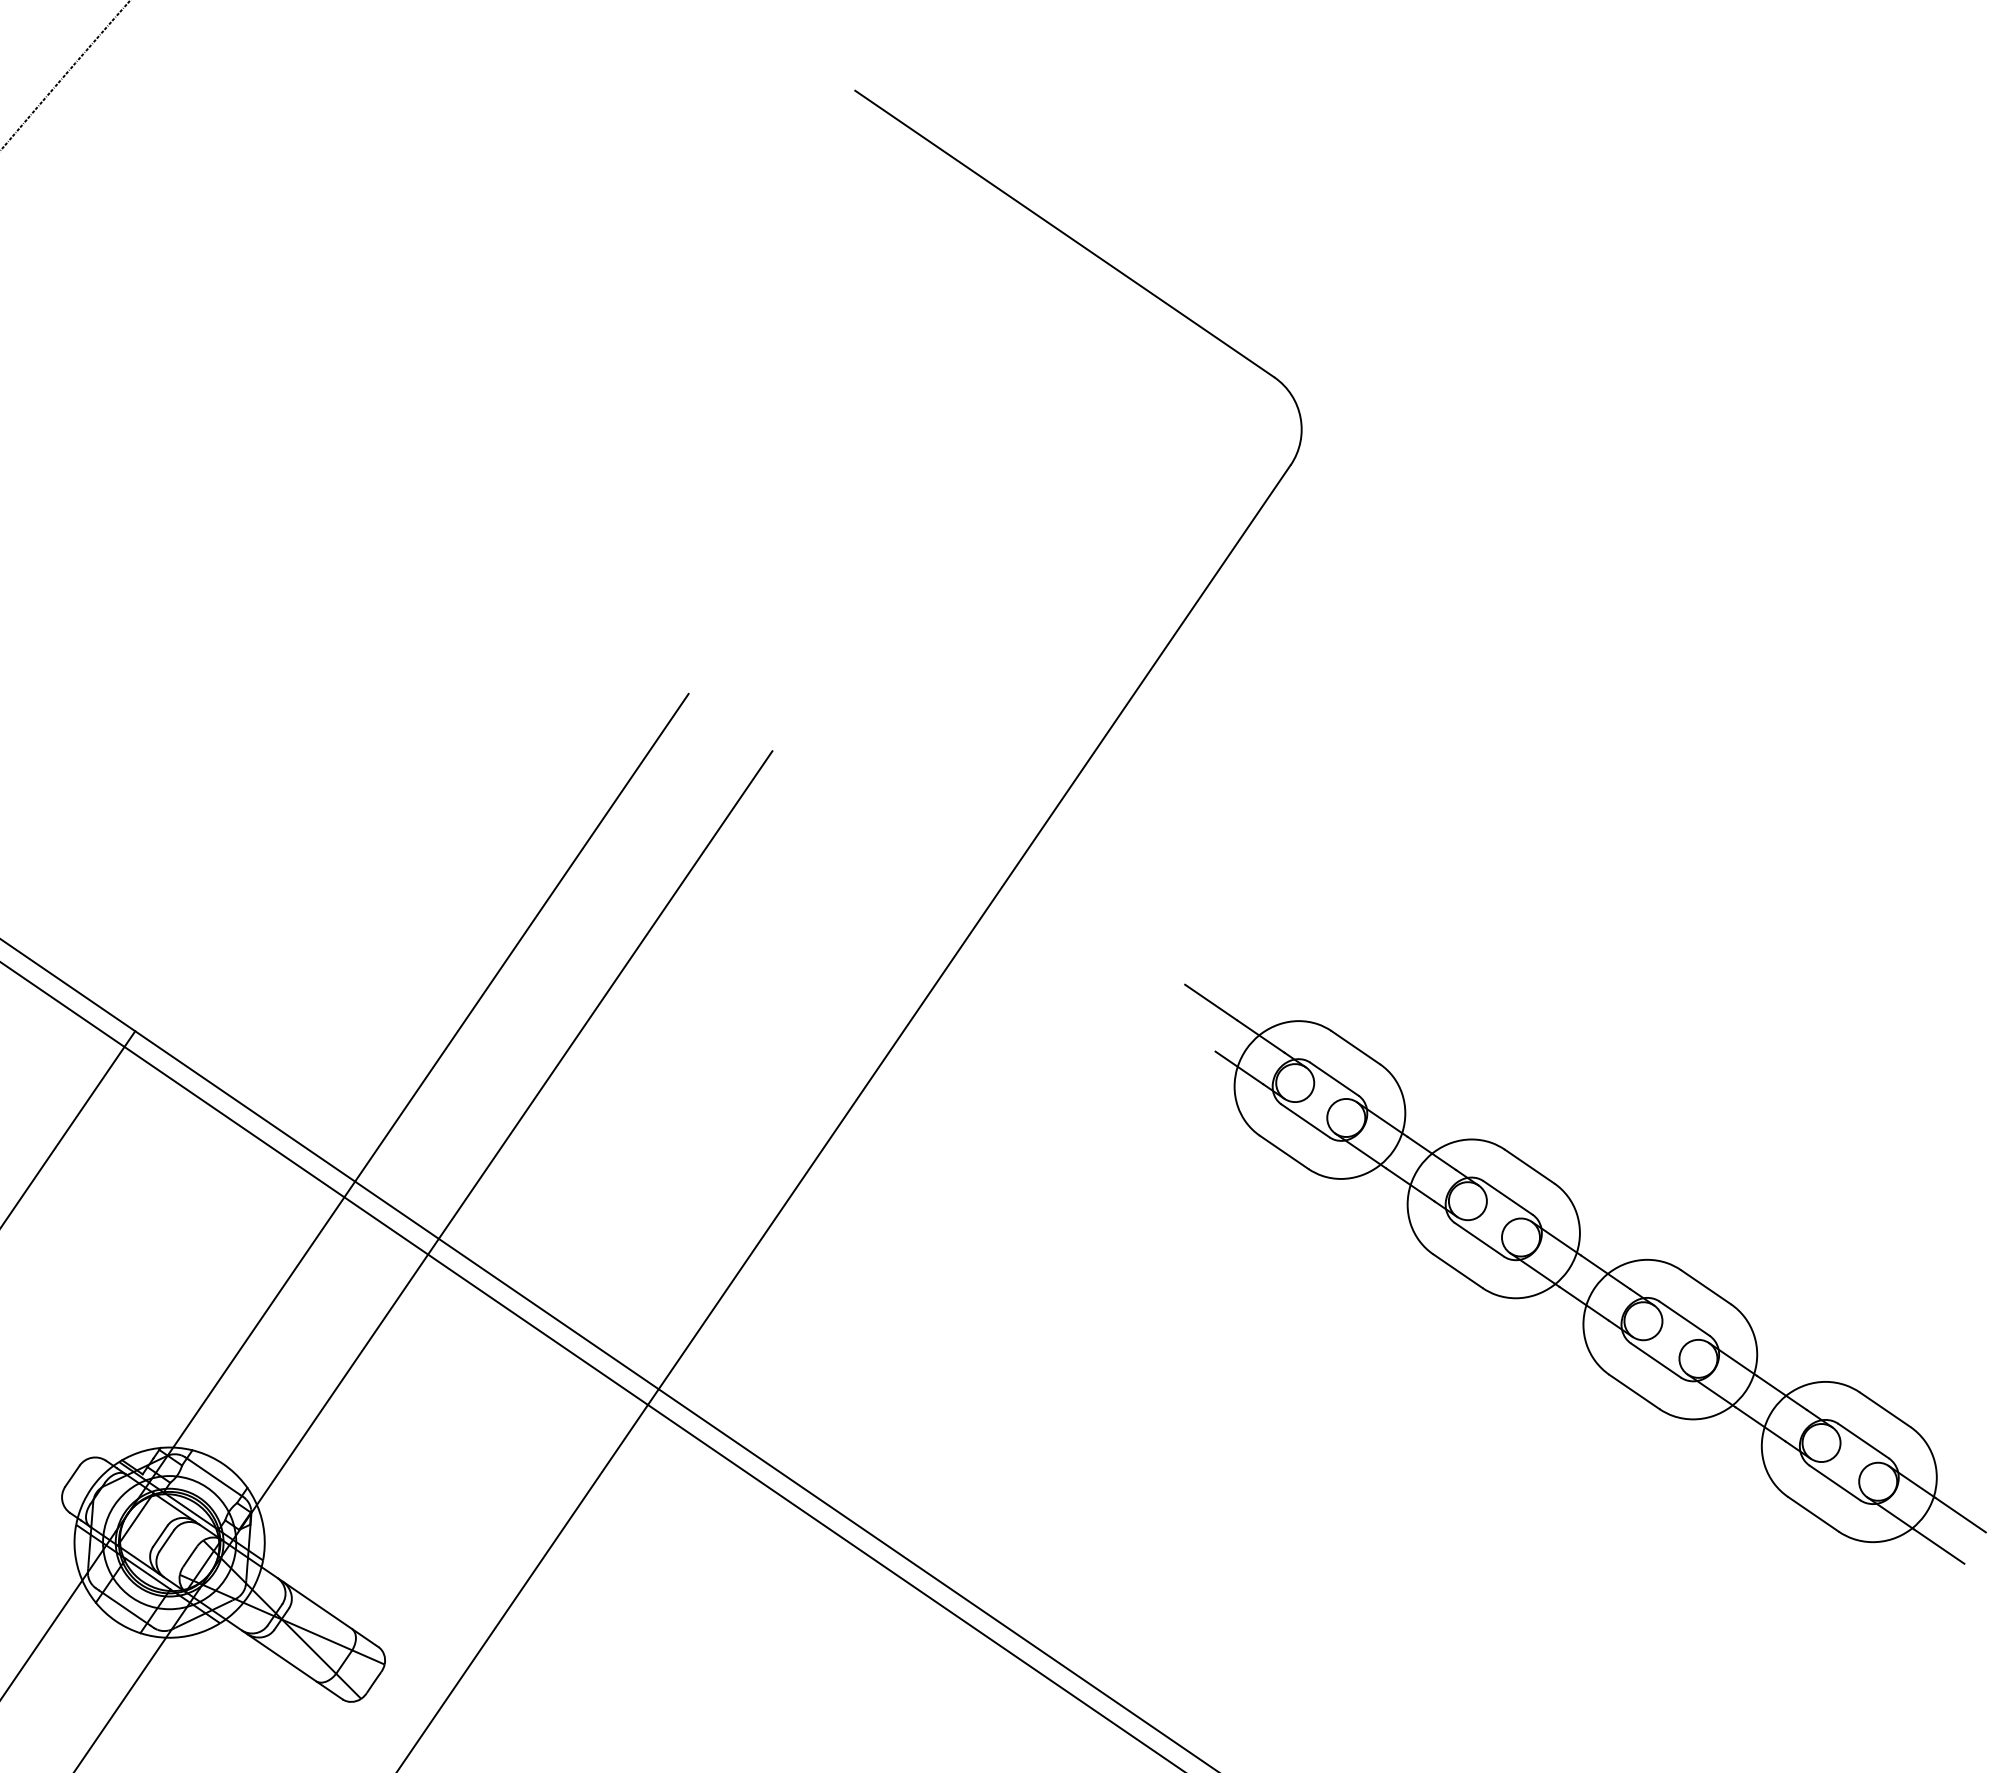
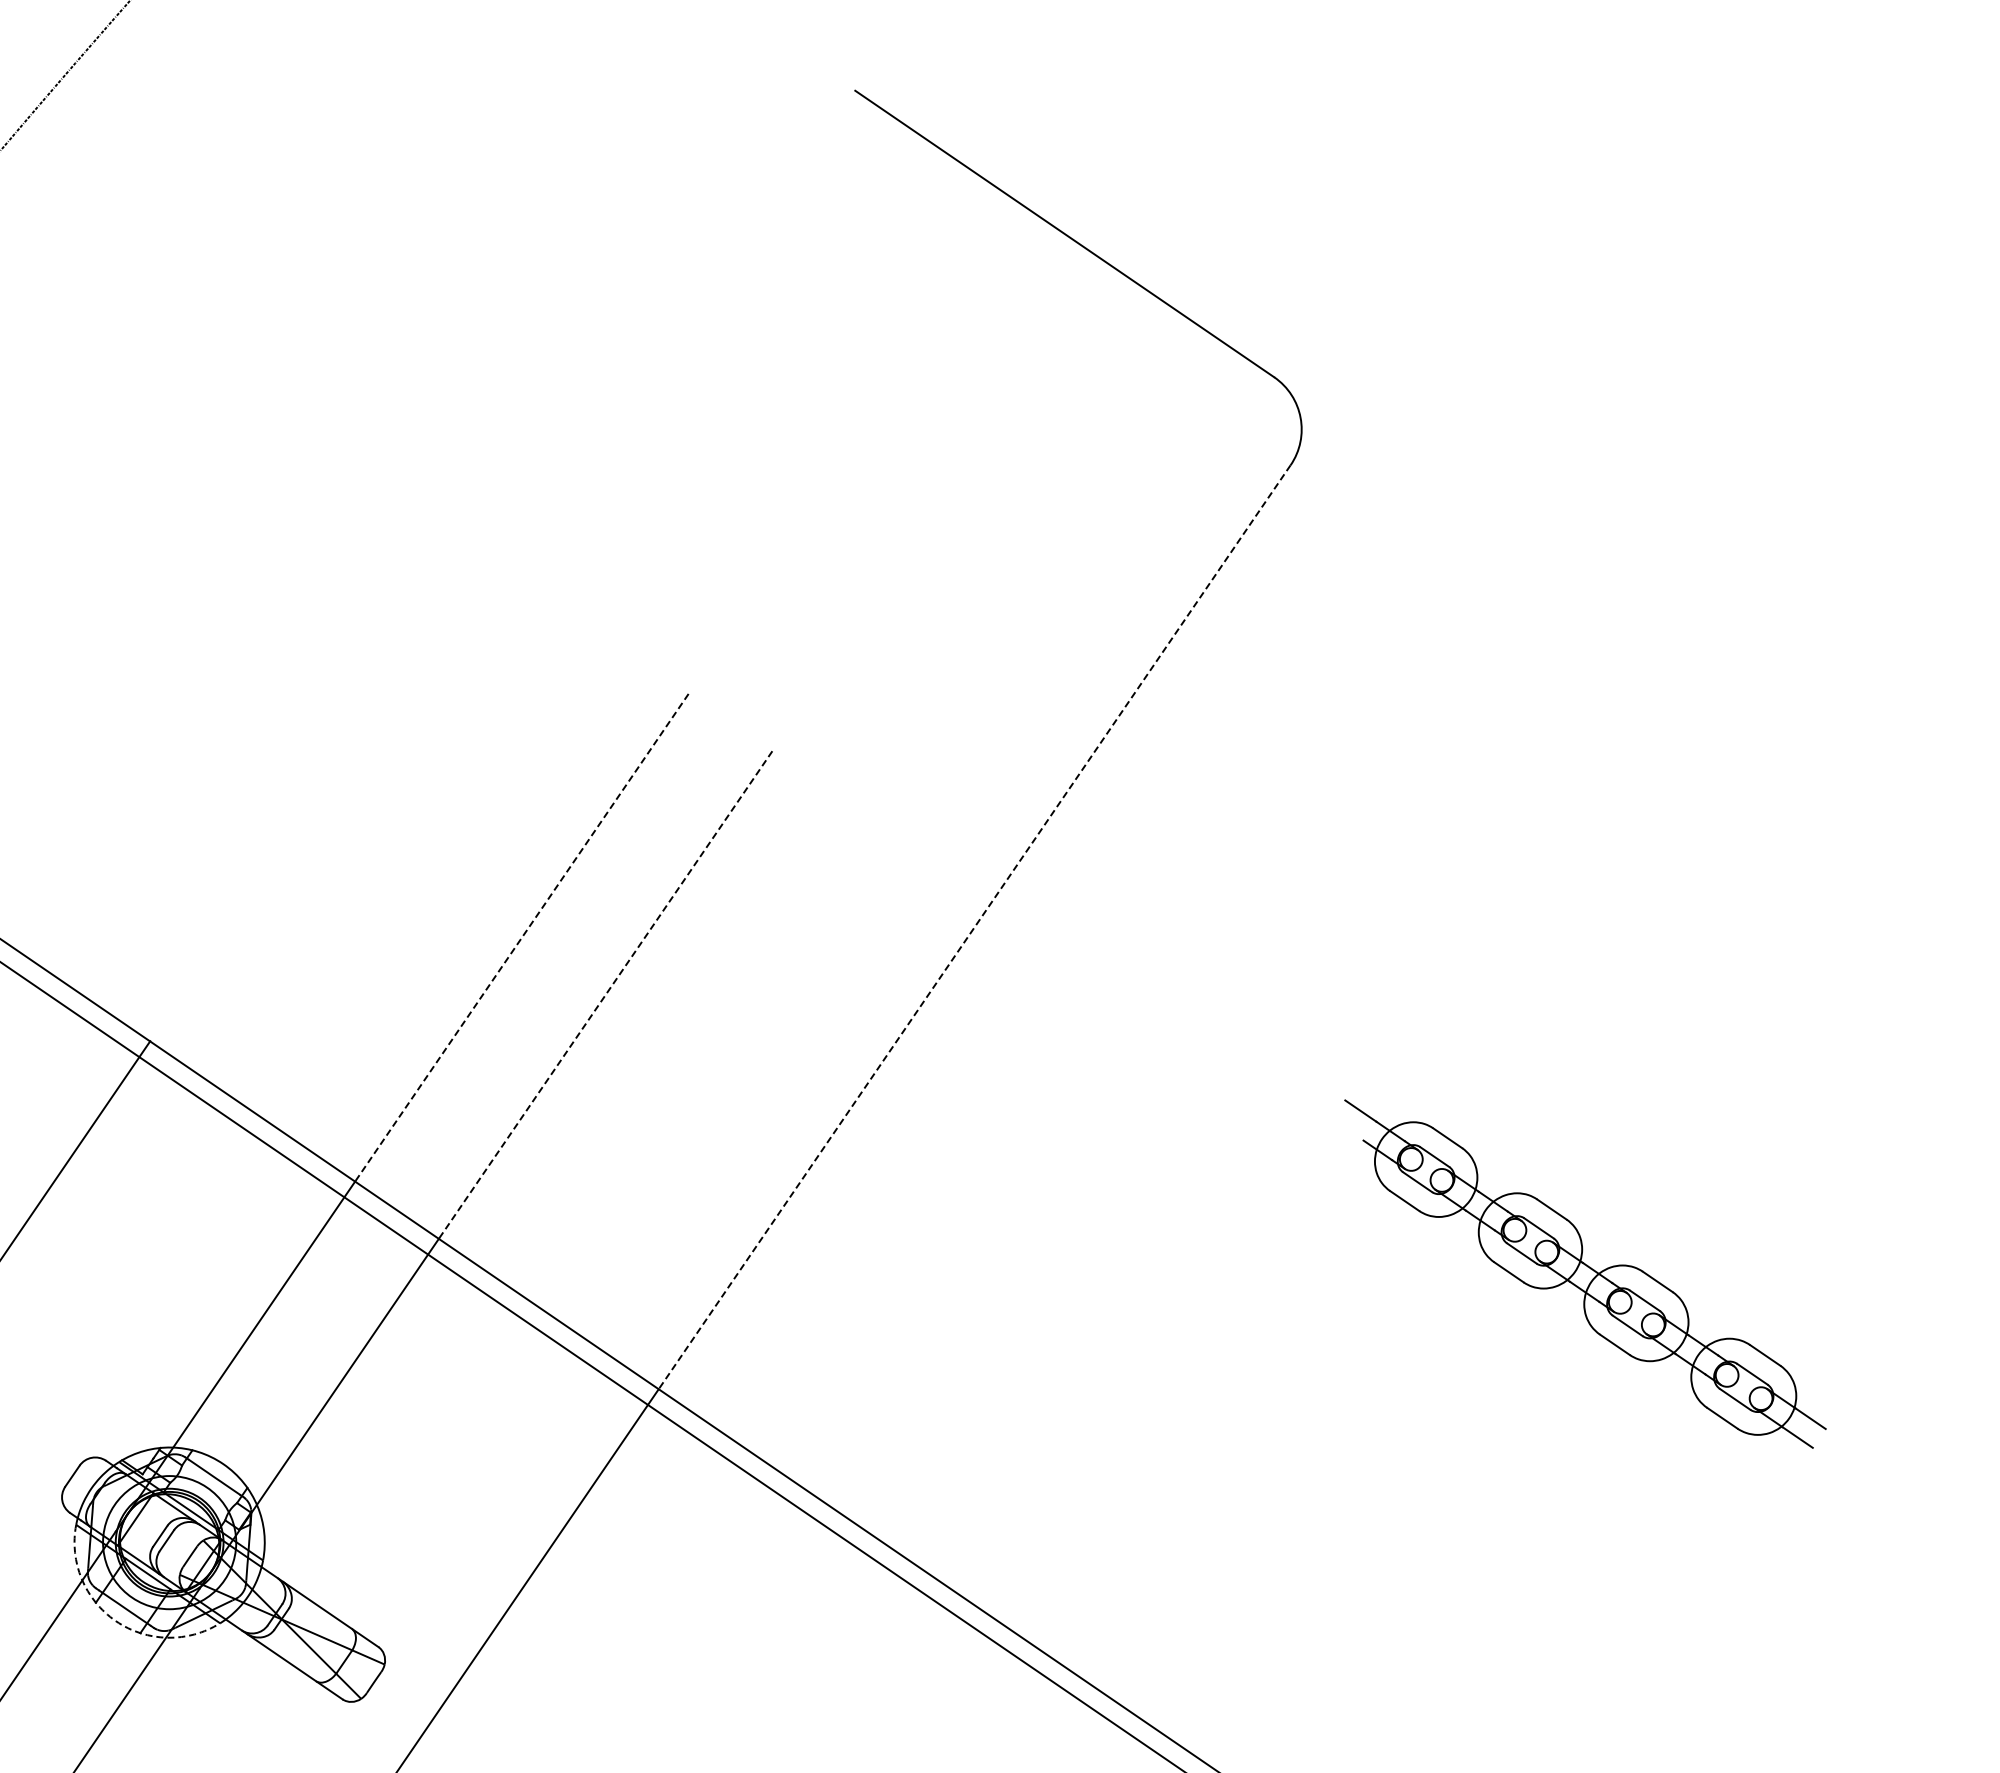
line: solid -> dashed (974, 927)
line: solid -> dashed (521, 938)
line: solid -> dashed (605, 995)
line position: (68, 1128) -> (76, 1149) (76, 1149)
part size: 803x582 px -> 483x350 px (1585, 1273)
arc: solid -> dashed (115, 1621)
